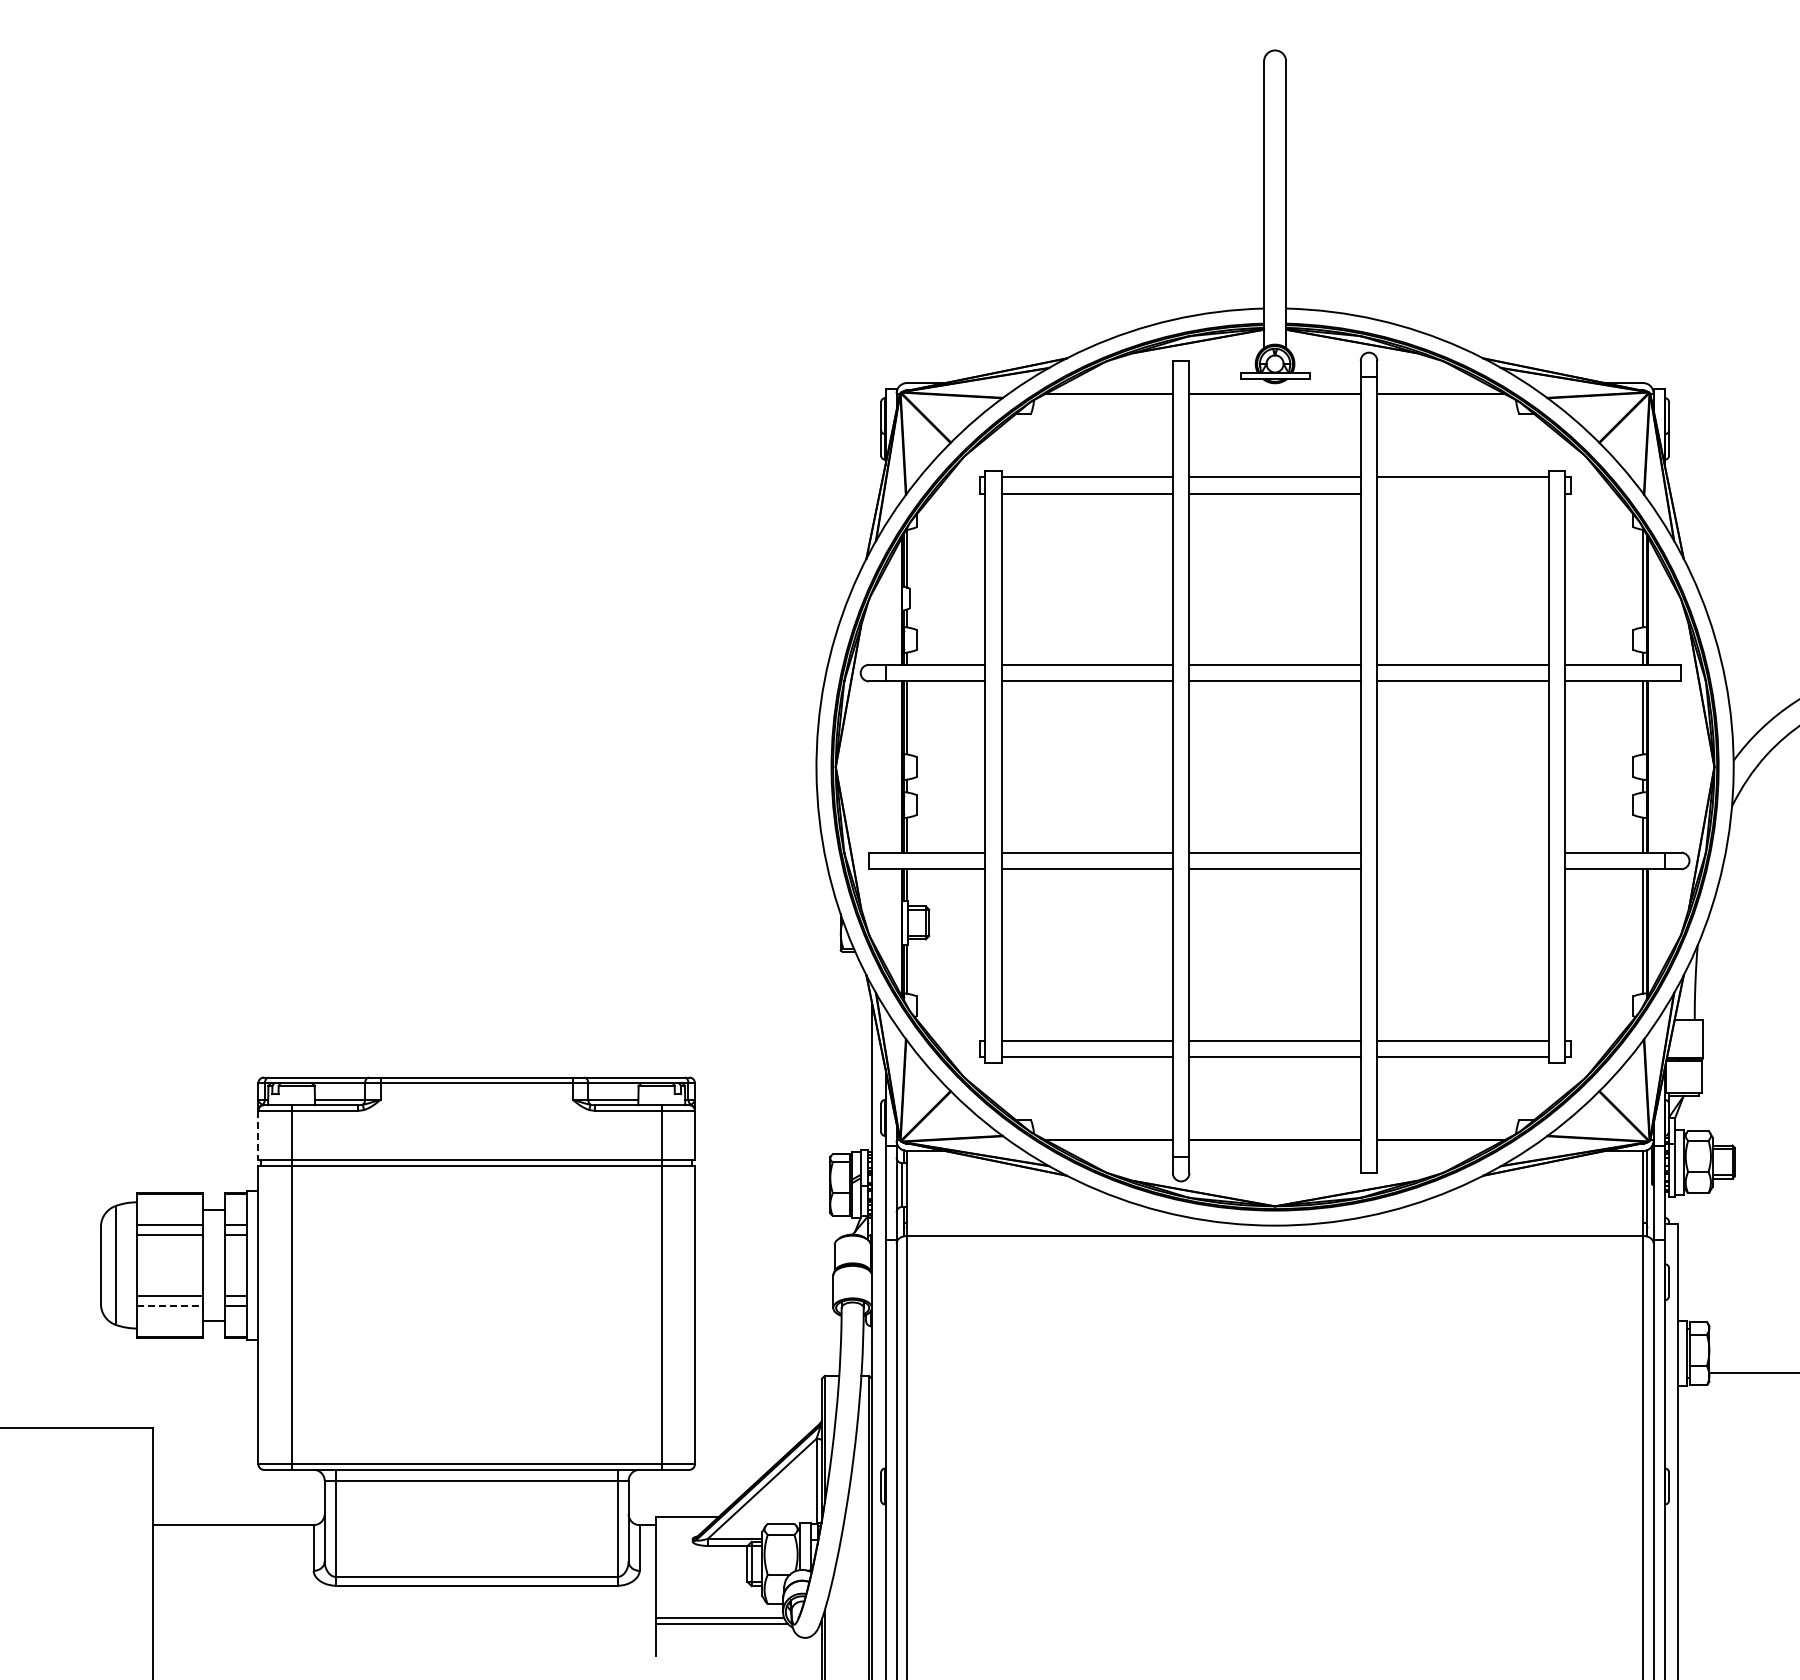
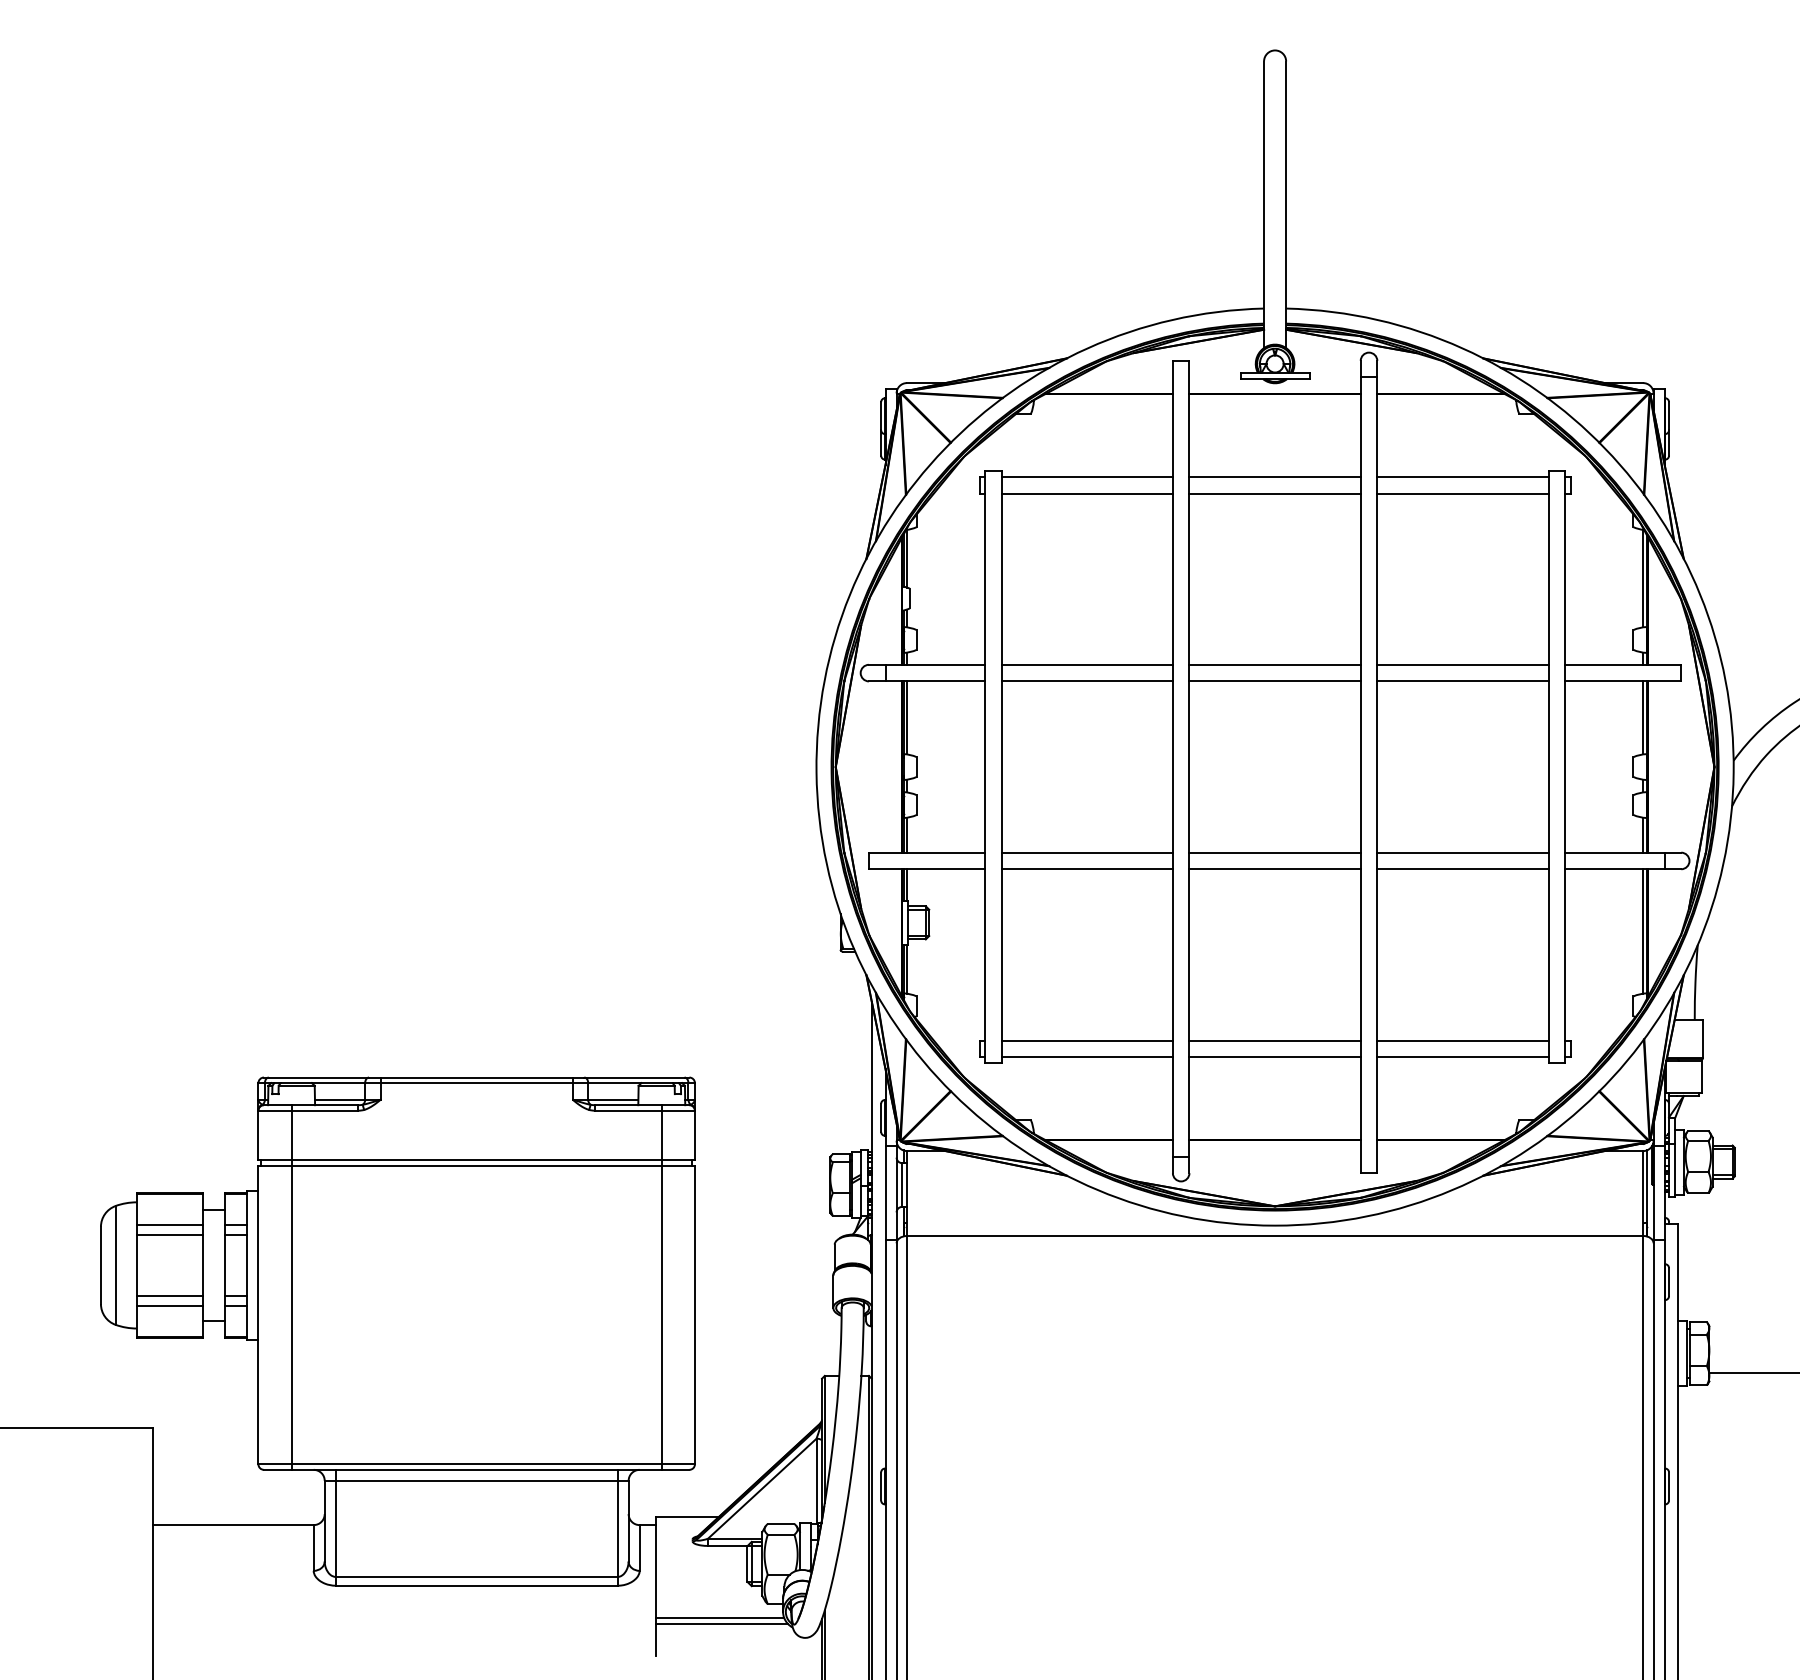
line: none -> present (1462, 493)
line: none -> present (1462, 852)
line: none -> present (1462, 869)
line: dashed -> solid (258, 1135)
line: dashed -> solid (170, 1305)
